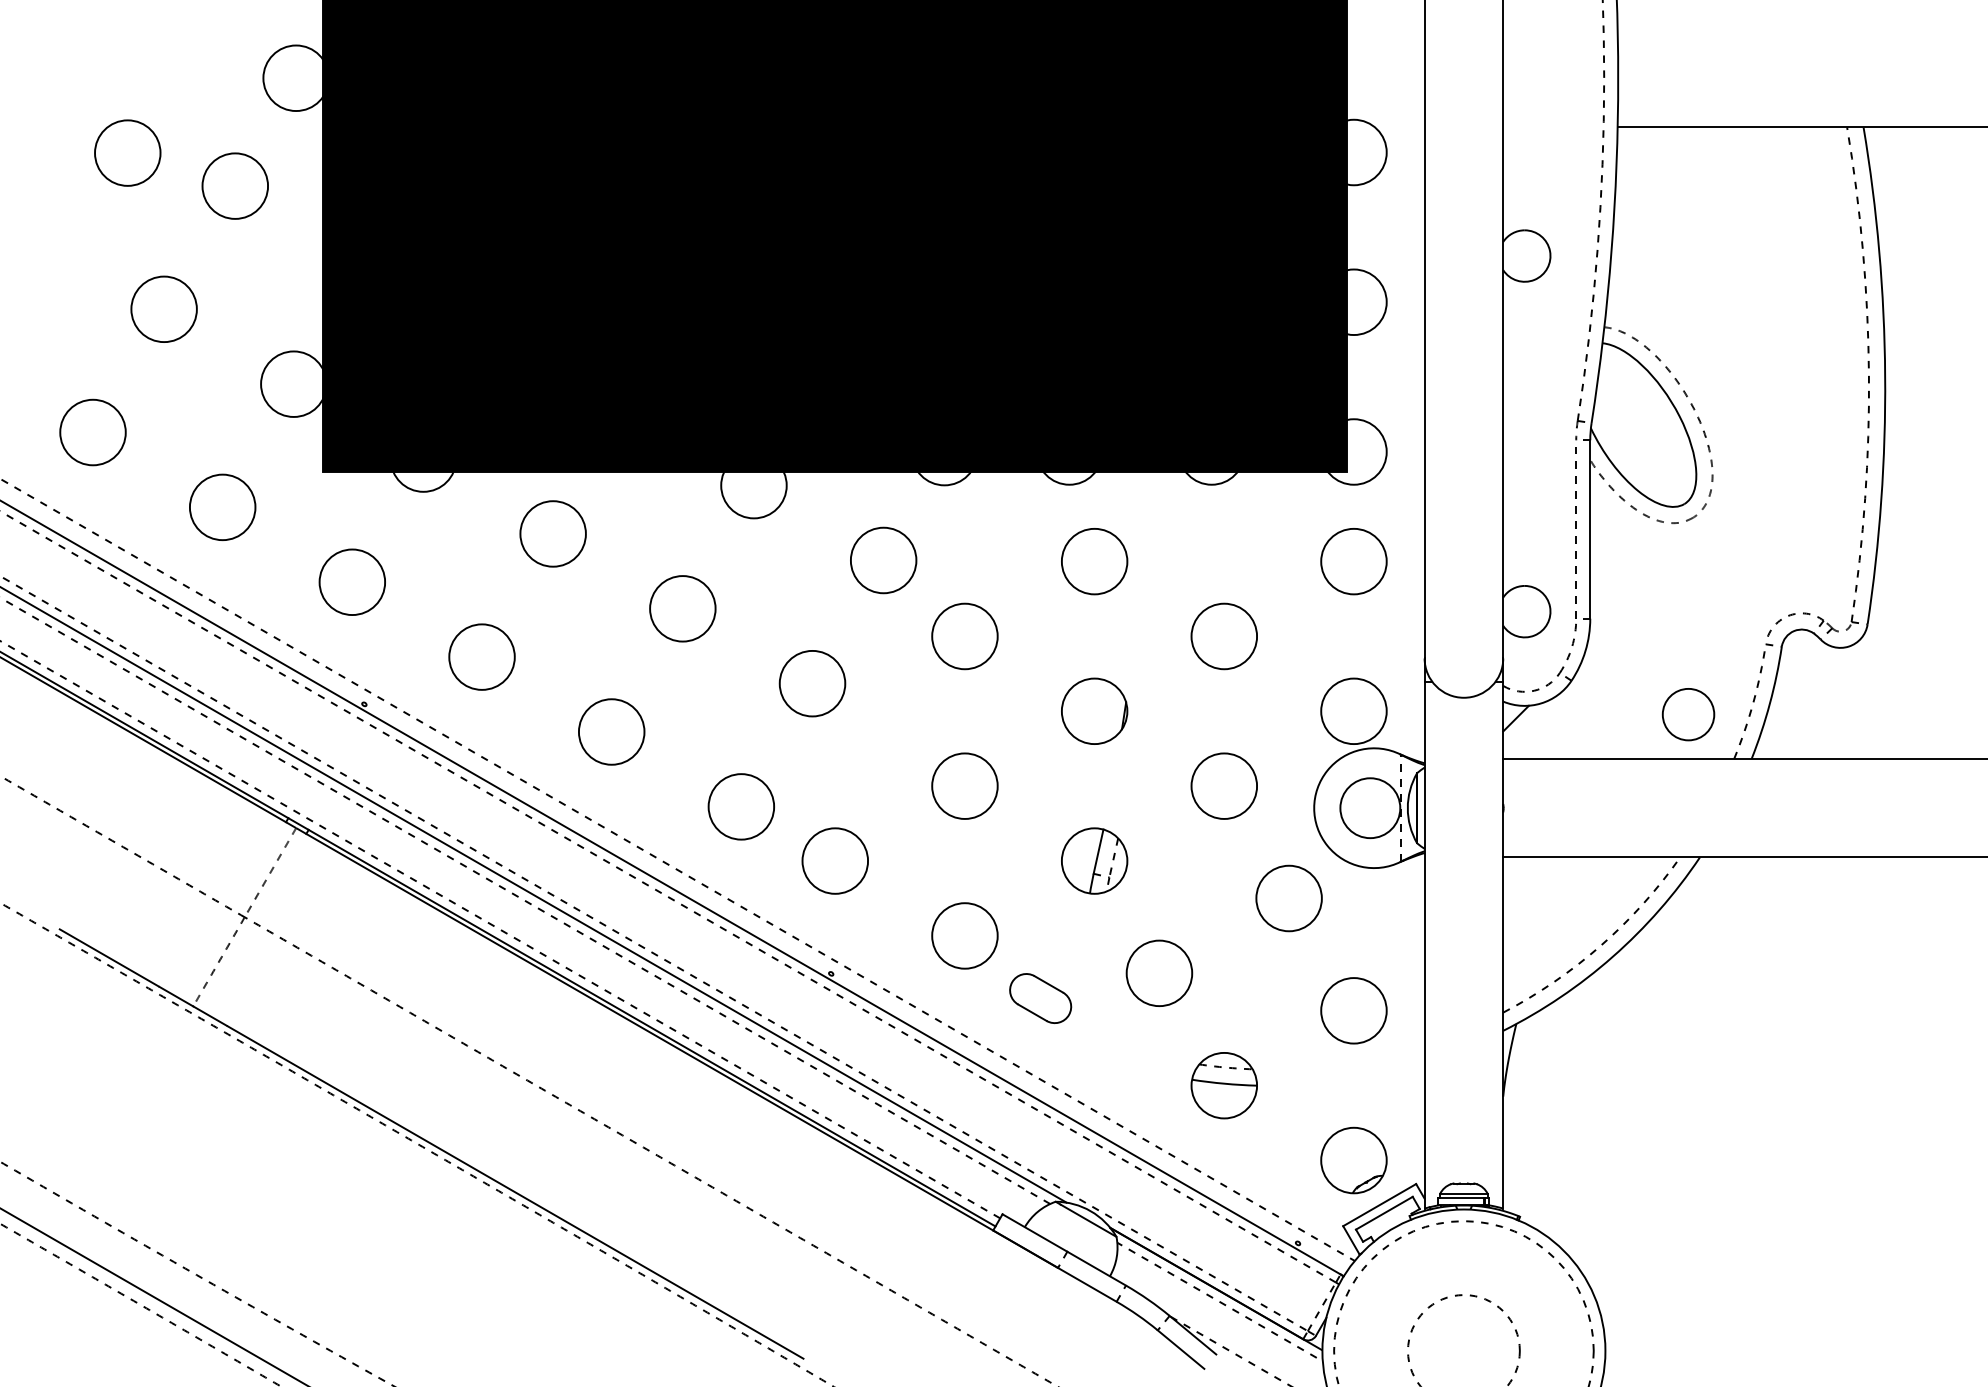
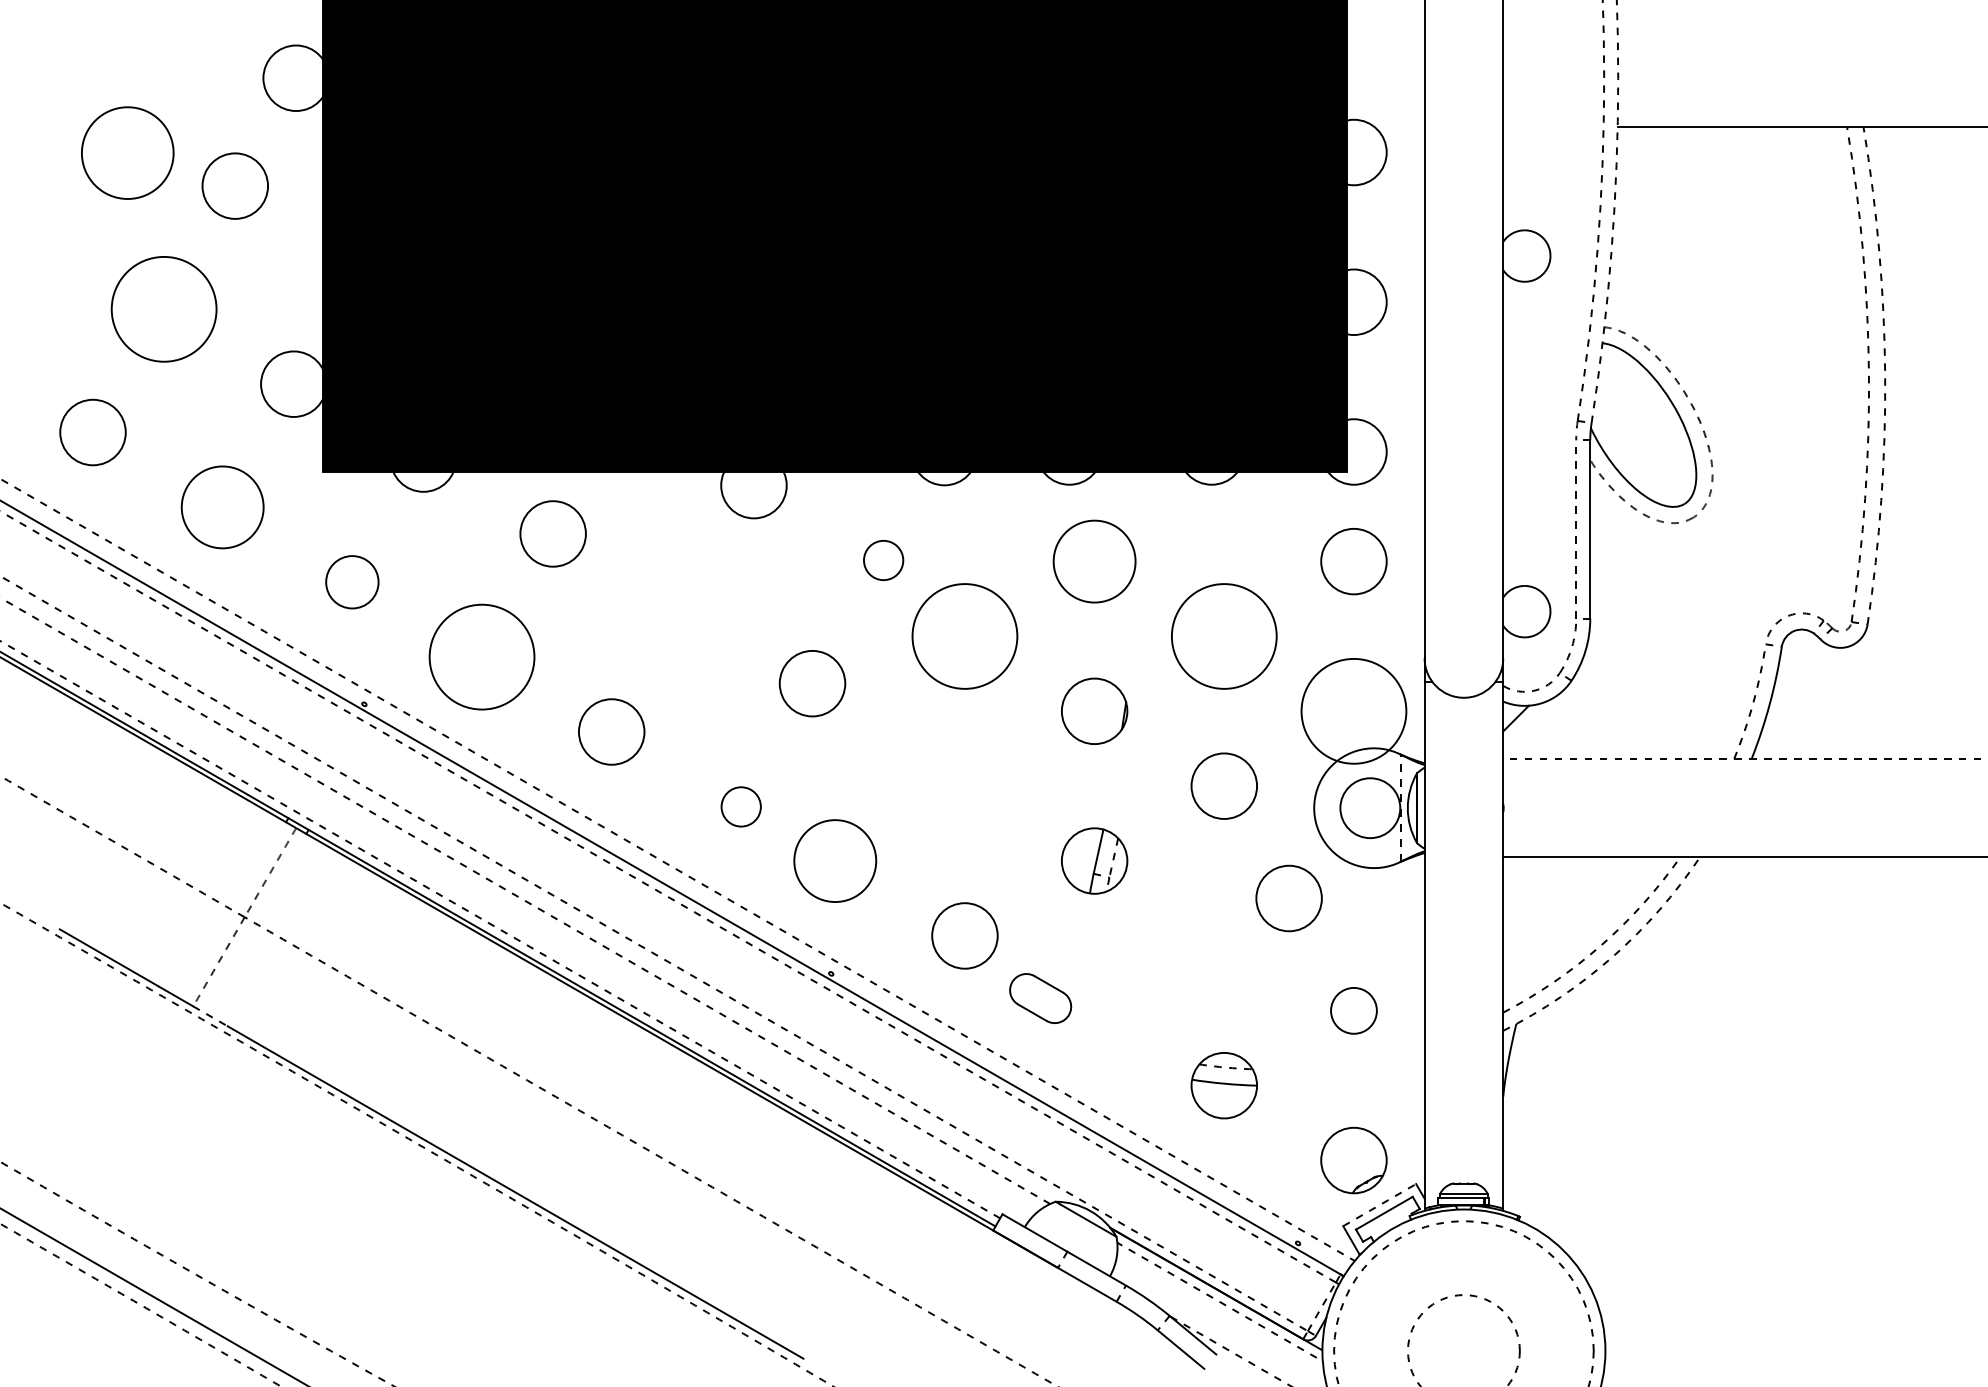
circle diameter: 66 px -> 92 px (127, 152)
arc: solid -> dashed (1614, 211)
circle diameter: 66 px -> 105 px (163, 308)
arc: solid -> dashed (1885, 375)
circle diameter: 66 px -> 82 px (222, 507)
circle diameter: 66 px -> 39 px (883, 560)
circle diameter: 66 px -> 82 px (1094, 561)
circle diameter: 66 px -> 52 px (352, 582)
circle: present -> none (682, 608)
circle diameter: 66 px -> 105 px (964, 636)
circle diameter: 66 px -> 105 px (1223, 636)
circle diameter: 66 px -> 105 px (481, 656)
circle diameter: 66 px -> 105 px (1353, 710)
circle: present -> none (1688, 714)
line: solid -> dashed (1745, 758)
circle: present -> none (964, 785)
circle size: 68x68 px -> 42x42 px (740, 806)
circle diameter: 66 px -> 82 px (835, 861)
line: present -> none (534, 895)
arc: solid -> dashed (1612, 956)
circle: present -> none (1159, 972)
circle size: 68x68 px -> 48x48 px (1353, 1010)
line: solid -> dashed (210, 1016)
line: solid -> dashed (1380, 1204)
